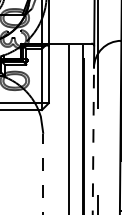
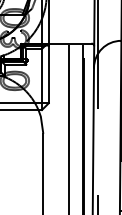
line: dashed -> solid (93, 140)
line: dashed -> solid (43, 173)
